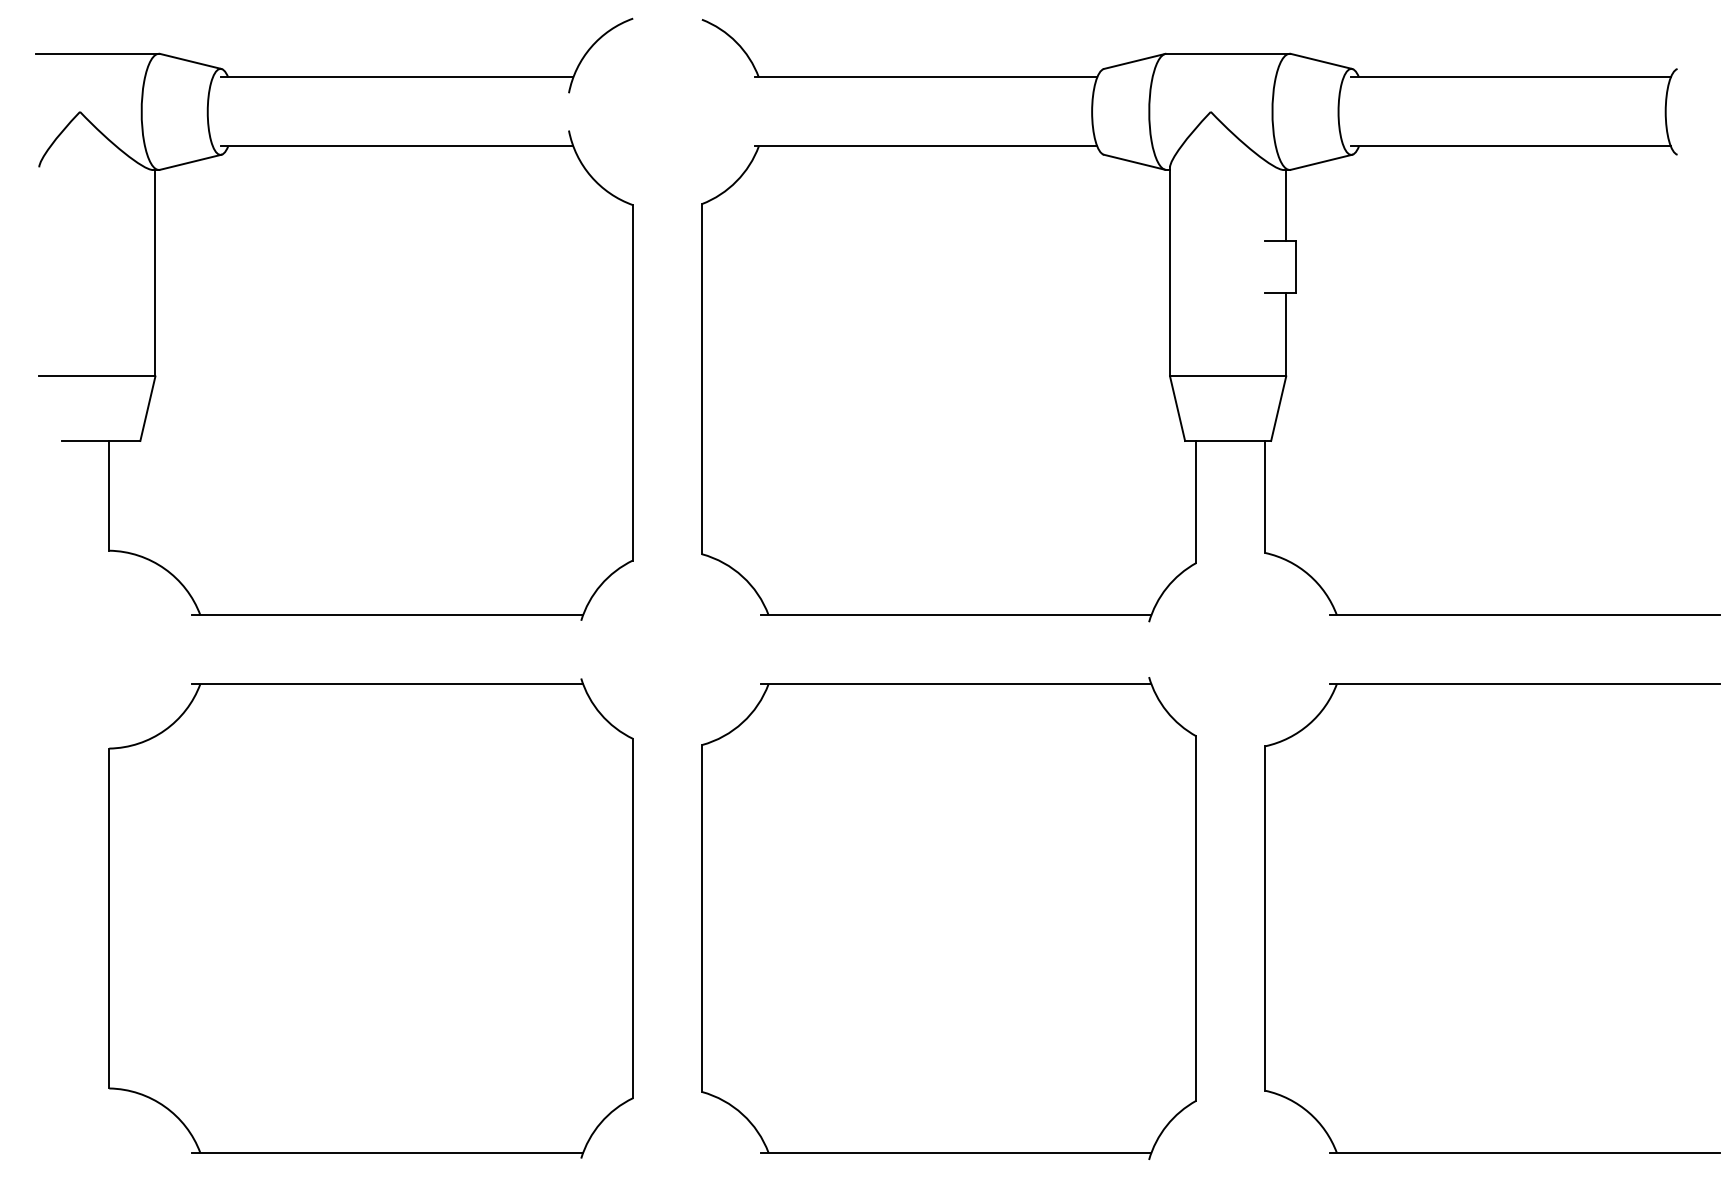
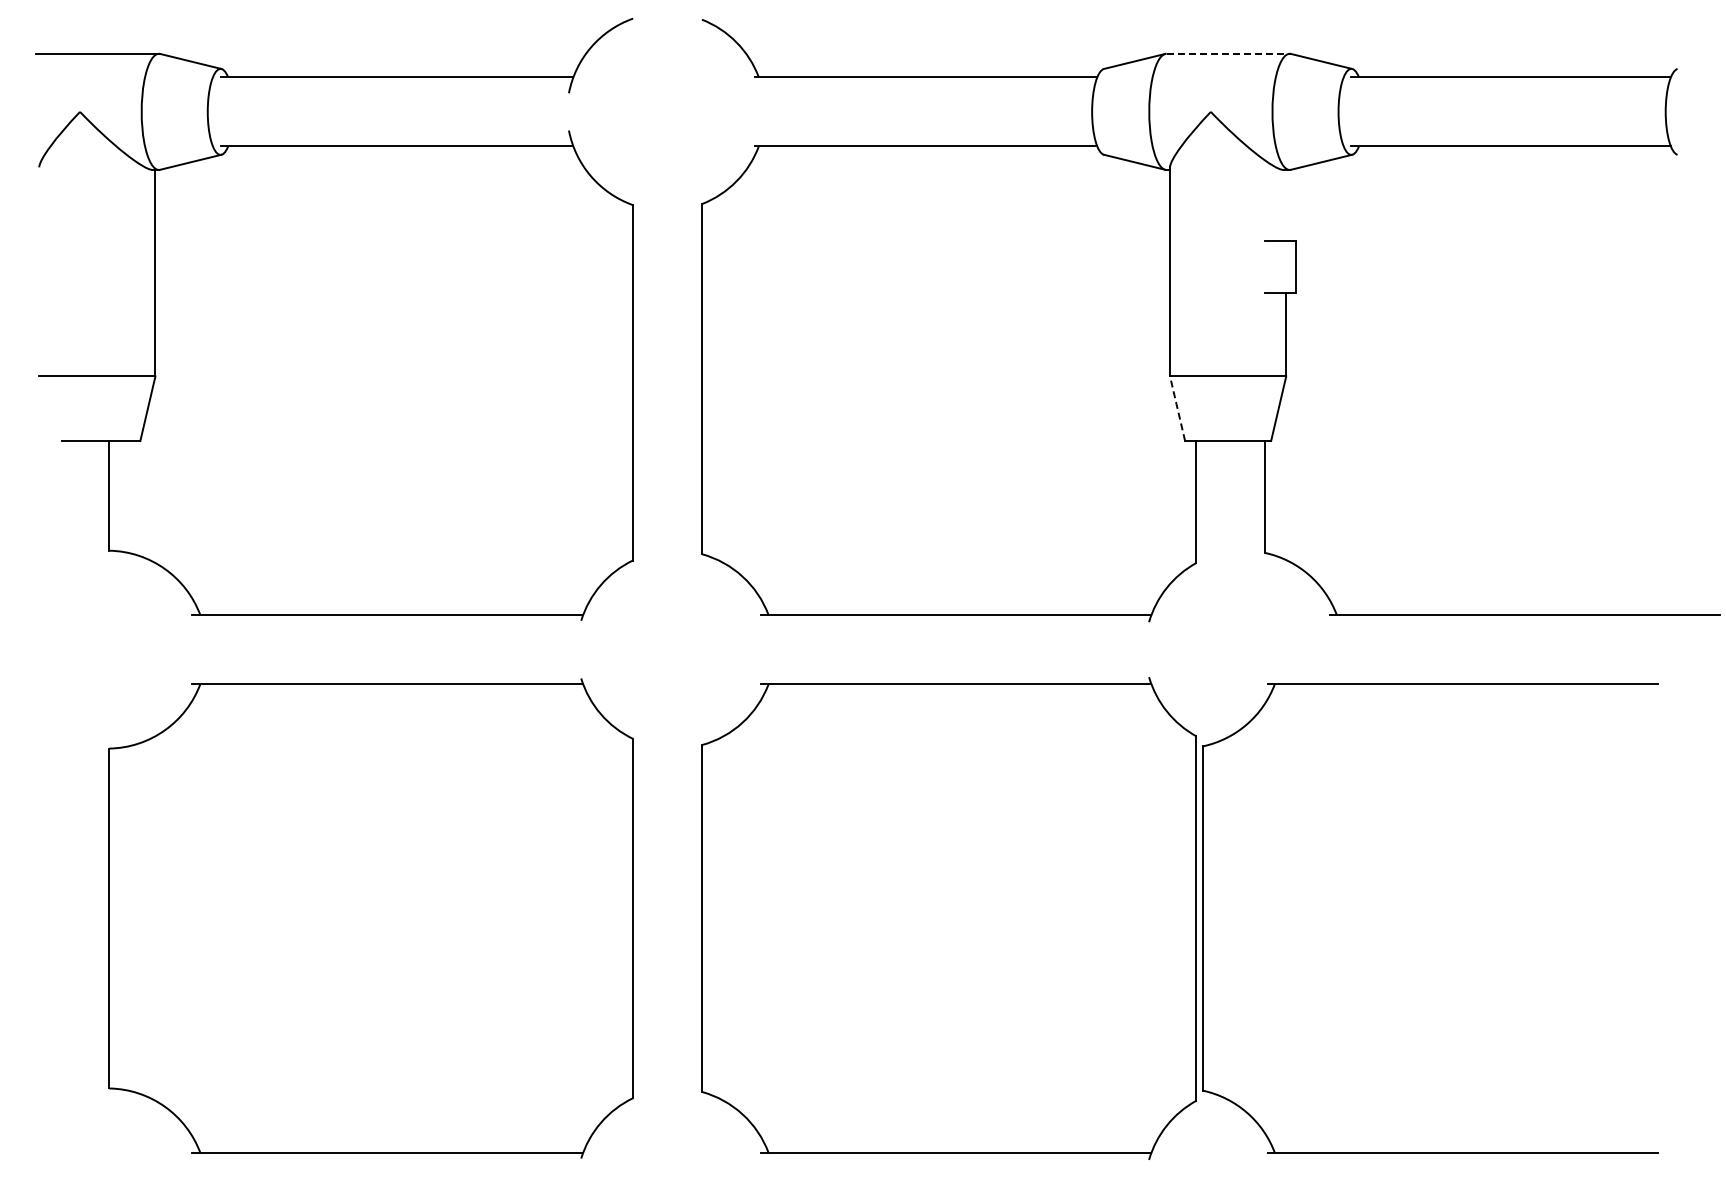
line: solid -> dashed (1228, 53)
line: present -> none (1286, 204)
line: solid -> dashed (1177, 408)
part position: (1265, 918) -> (1203, 918) (1203, 918)
